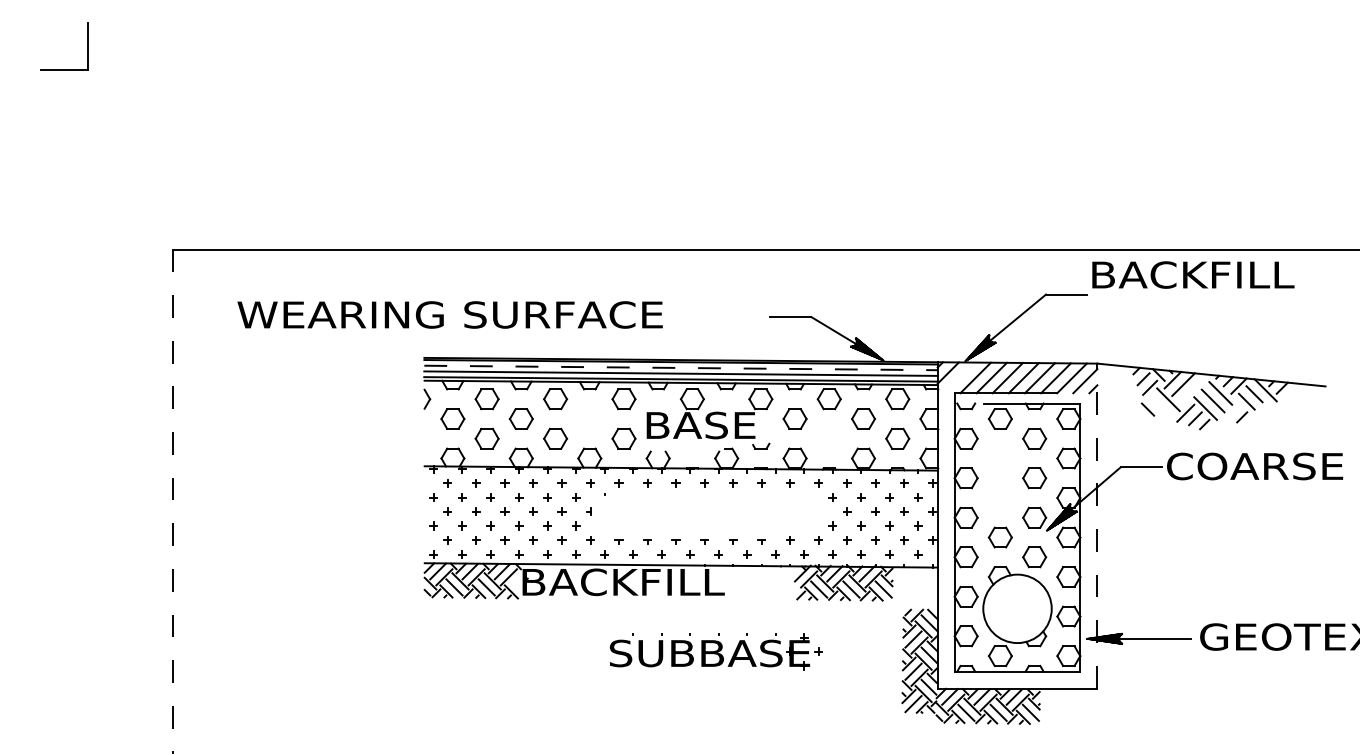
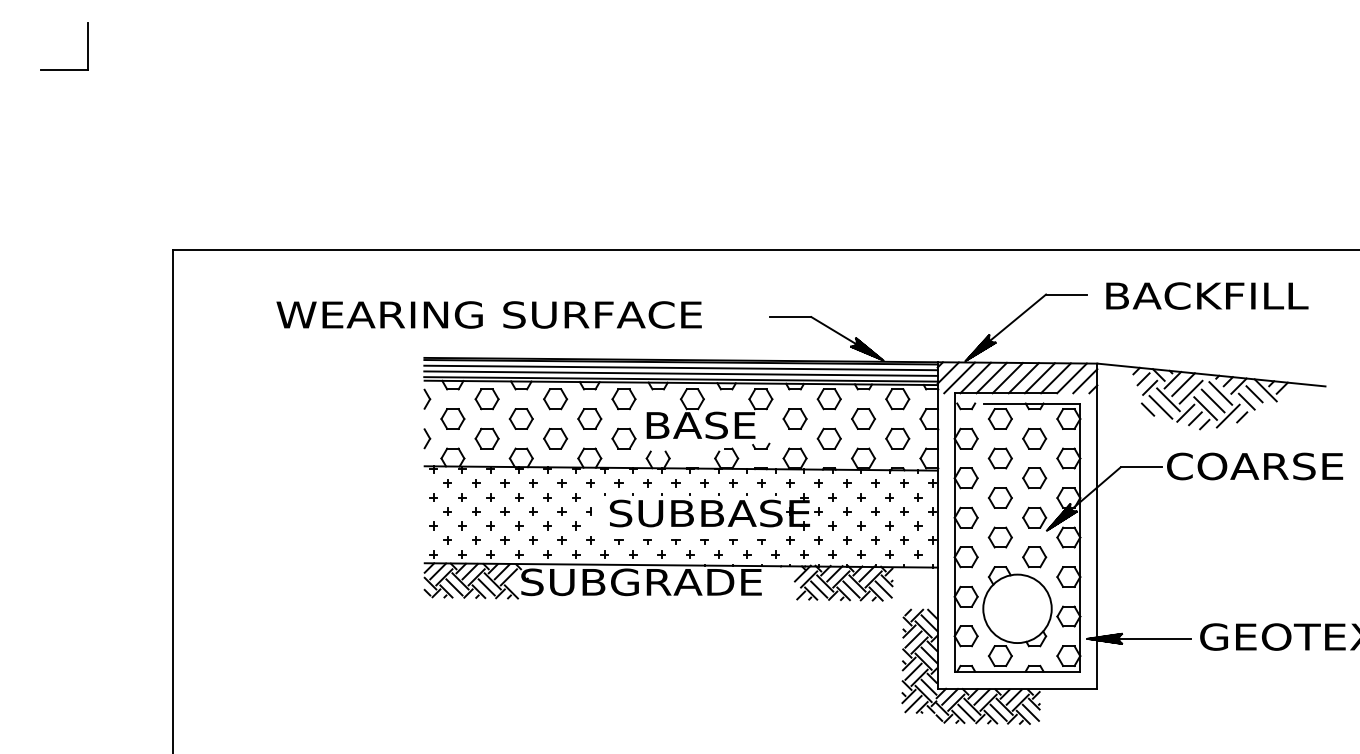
text position: (1193, 274) -> (1207, 295) (1207, 295)
text position: (449, 314) -> (488, 314) (488, 314)
line: dashed -> solid (681, 367)
line: none -> present (959, 377)
line: none -> present (1190, 391)
line: none -> present (1160, 407)
line: none -> present (1227, 415)
part: none -> present (589, 418)
part: none -> present (427, 438)
part: none -> present (828, 438)
part: none -> present (999, 458)
part: none -> present (1000, 497)
line: dashed -> solid (173, 501)
line: dashed -> solid (1097, 526)
text: BACKFILL -> SUBGRADE (641, 582)
part position: (715, 651) -> (715, 511) (715, 511)
